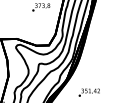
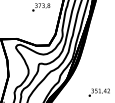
text position: (88, 92) -> (98, 92) (98, 92)
